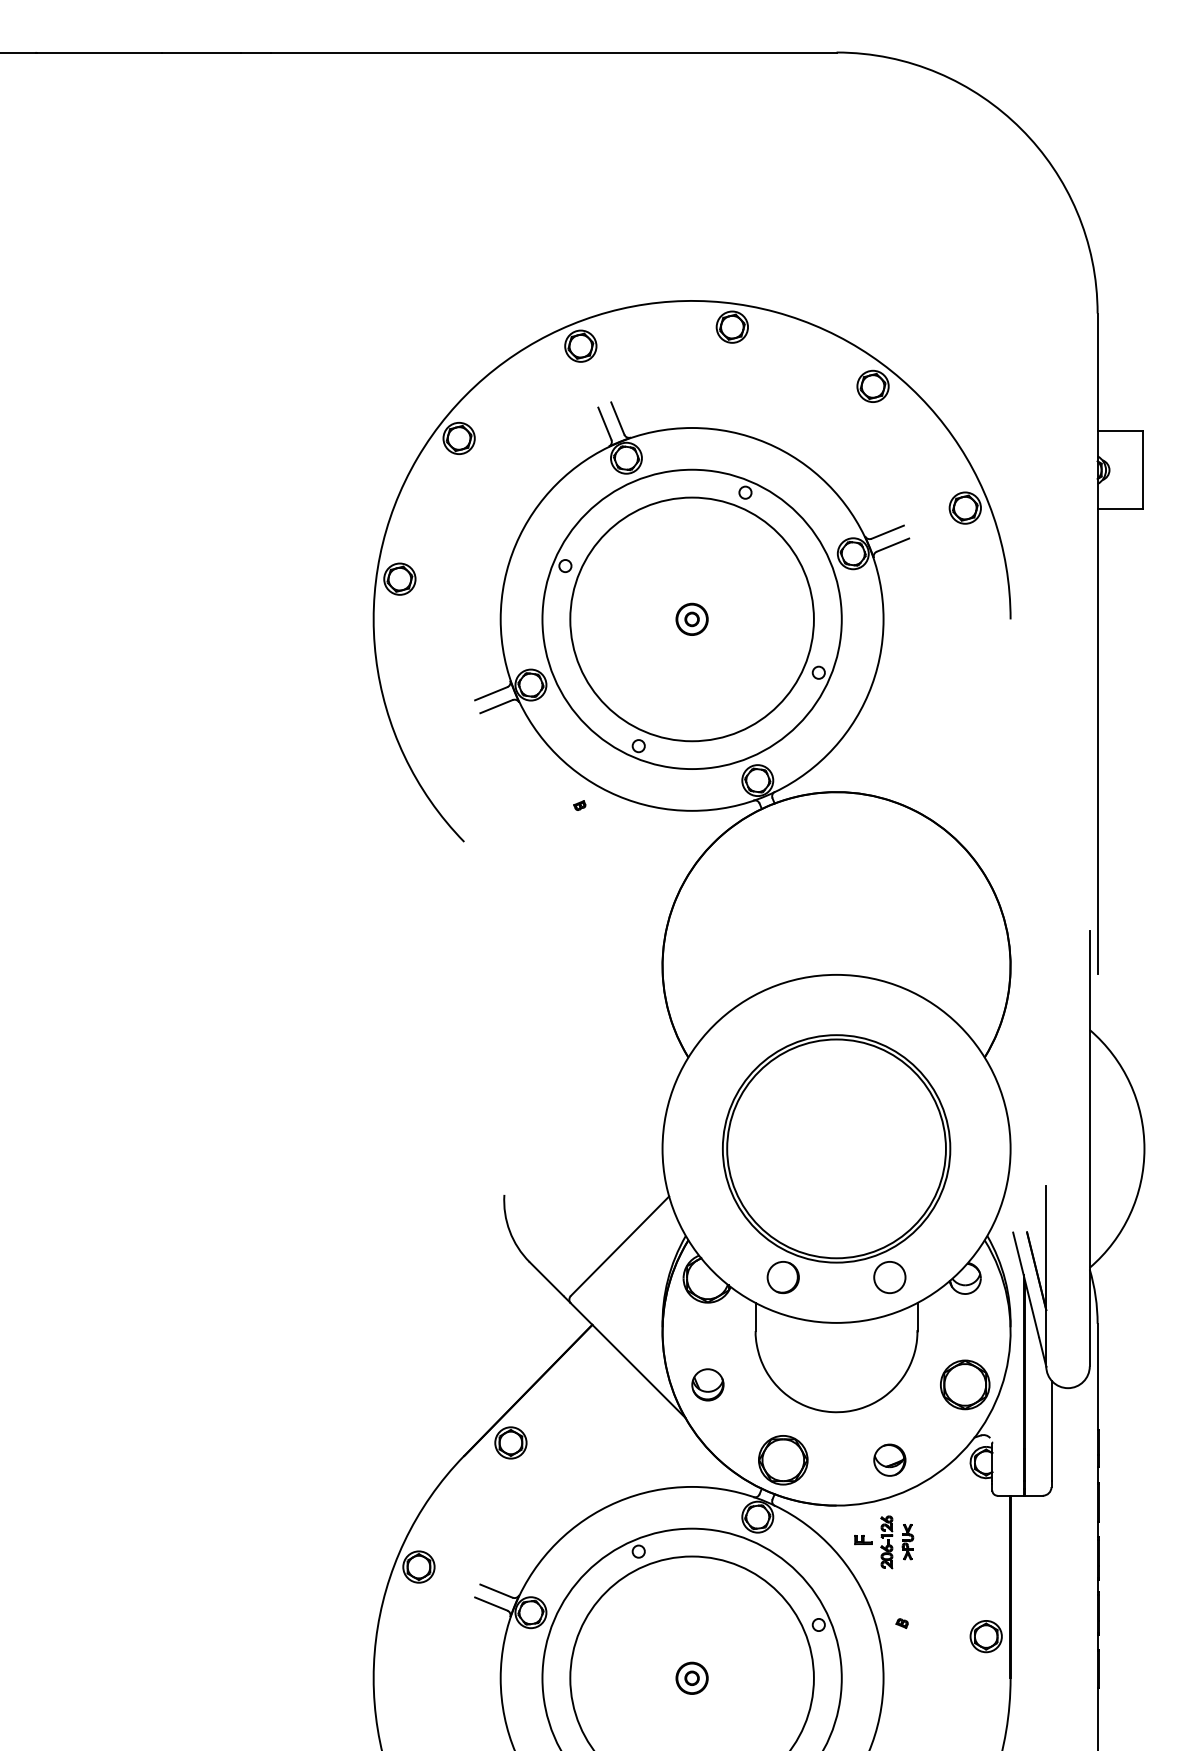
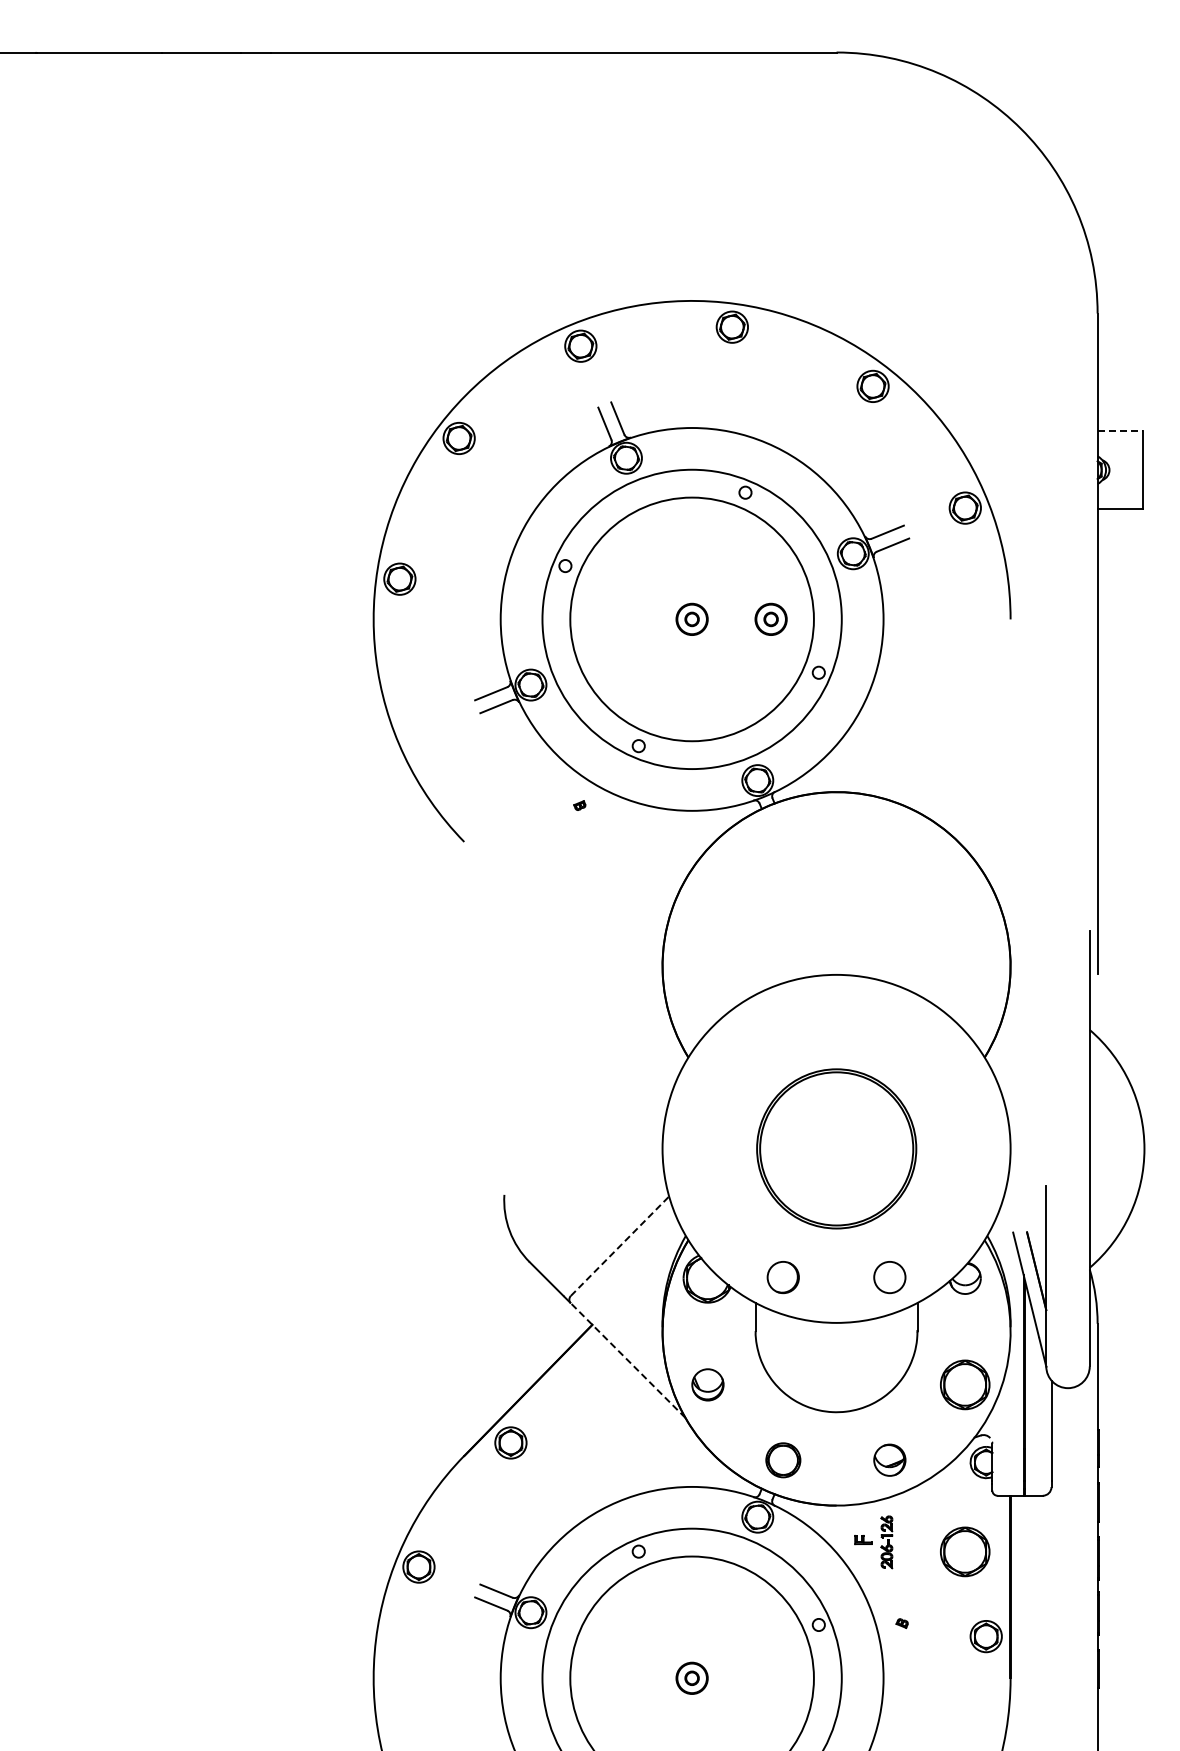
line: solid -> dashed (1120, 431)
part: none -> present (770, 618)
part size: 230x230 px -> 162x162 px (836, 1148)
line: solid -> dashed (620, 1246)
line: solid -> dashed (627, 1360)
part size: 51x51 px -> 37x37 px (783, 1460)
part: present -> none (907, 1542)
part: none -> present (965, 1551)
